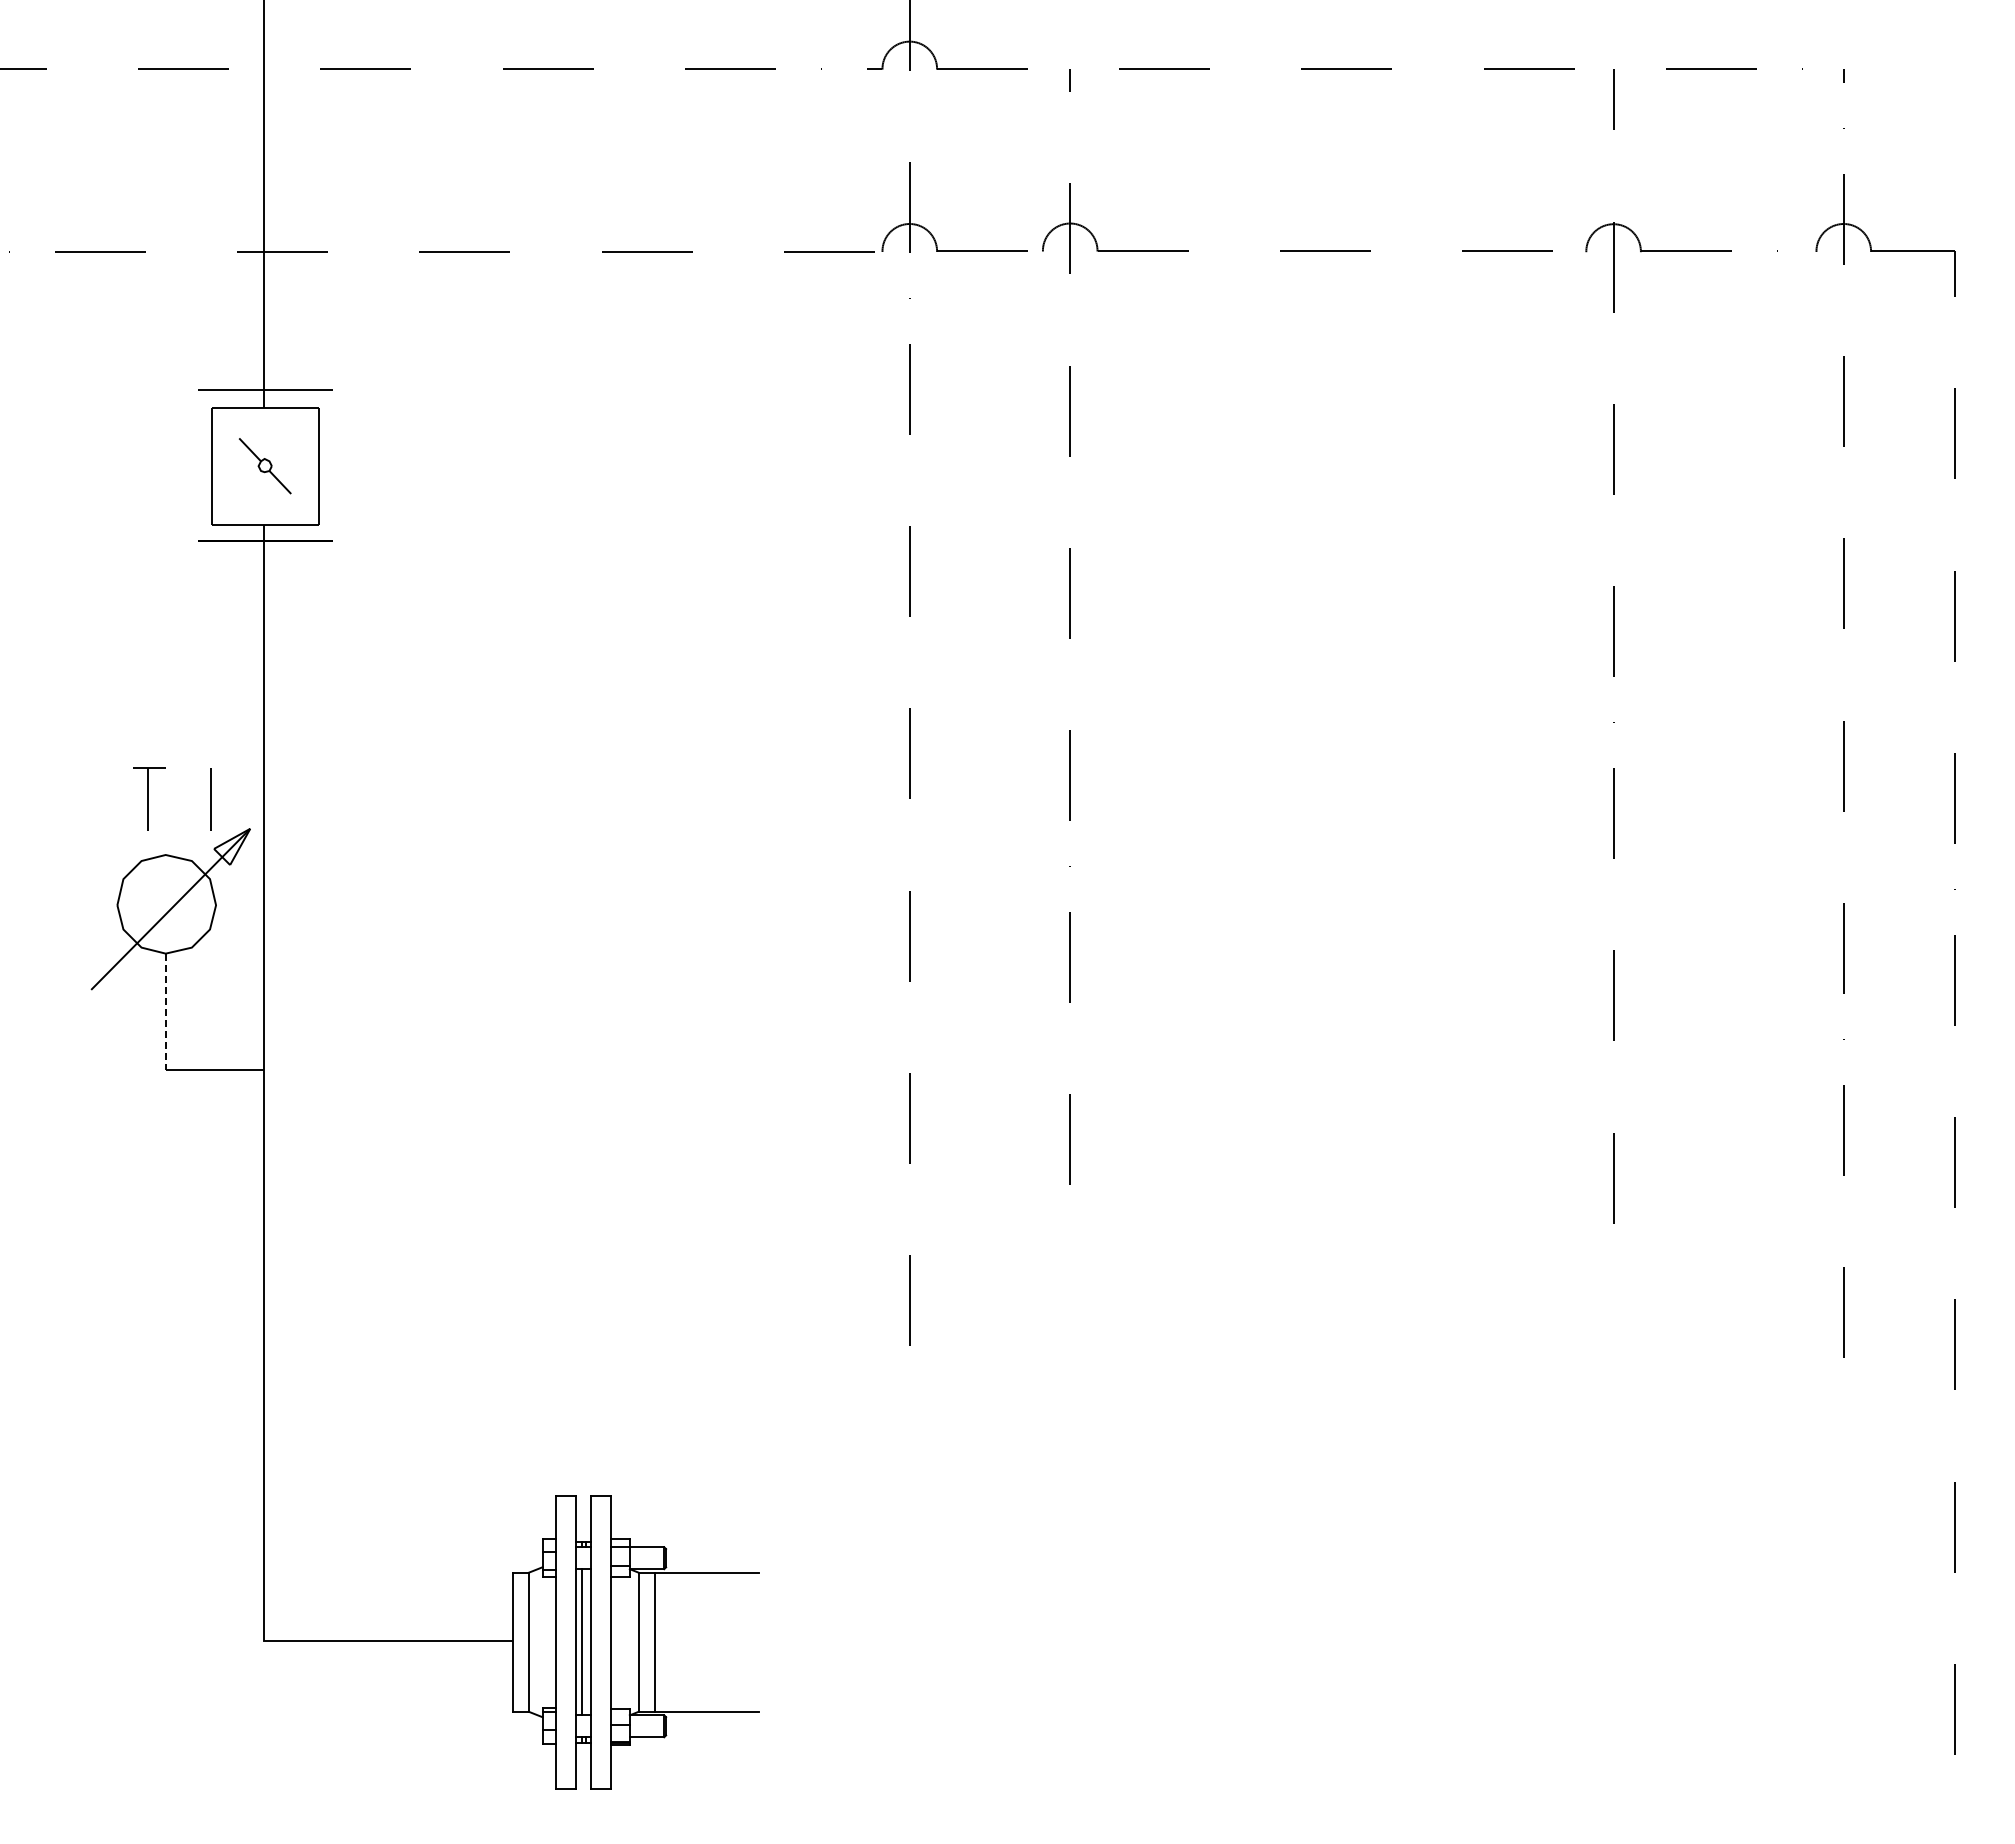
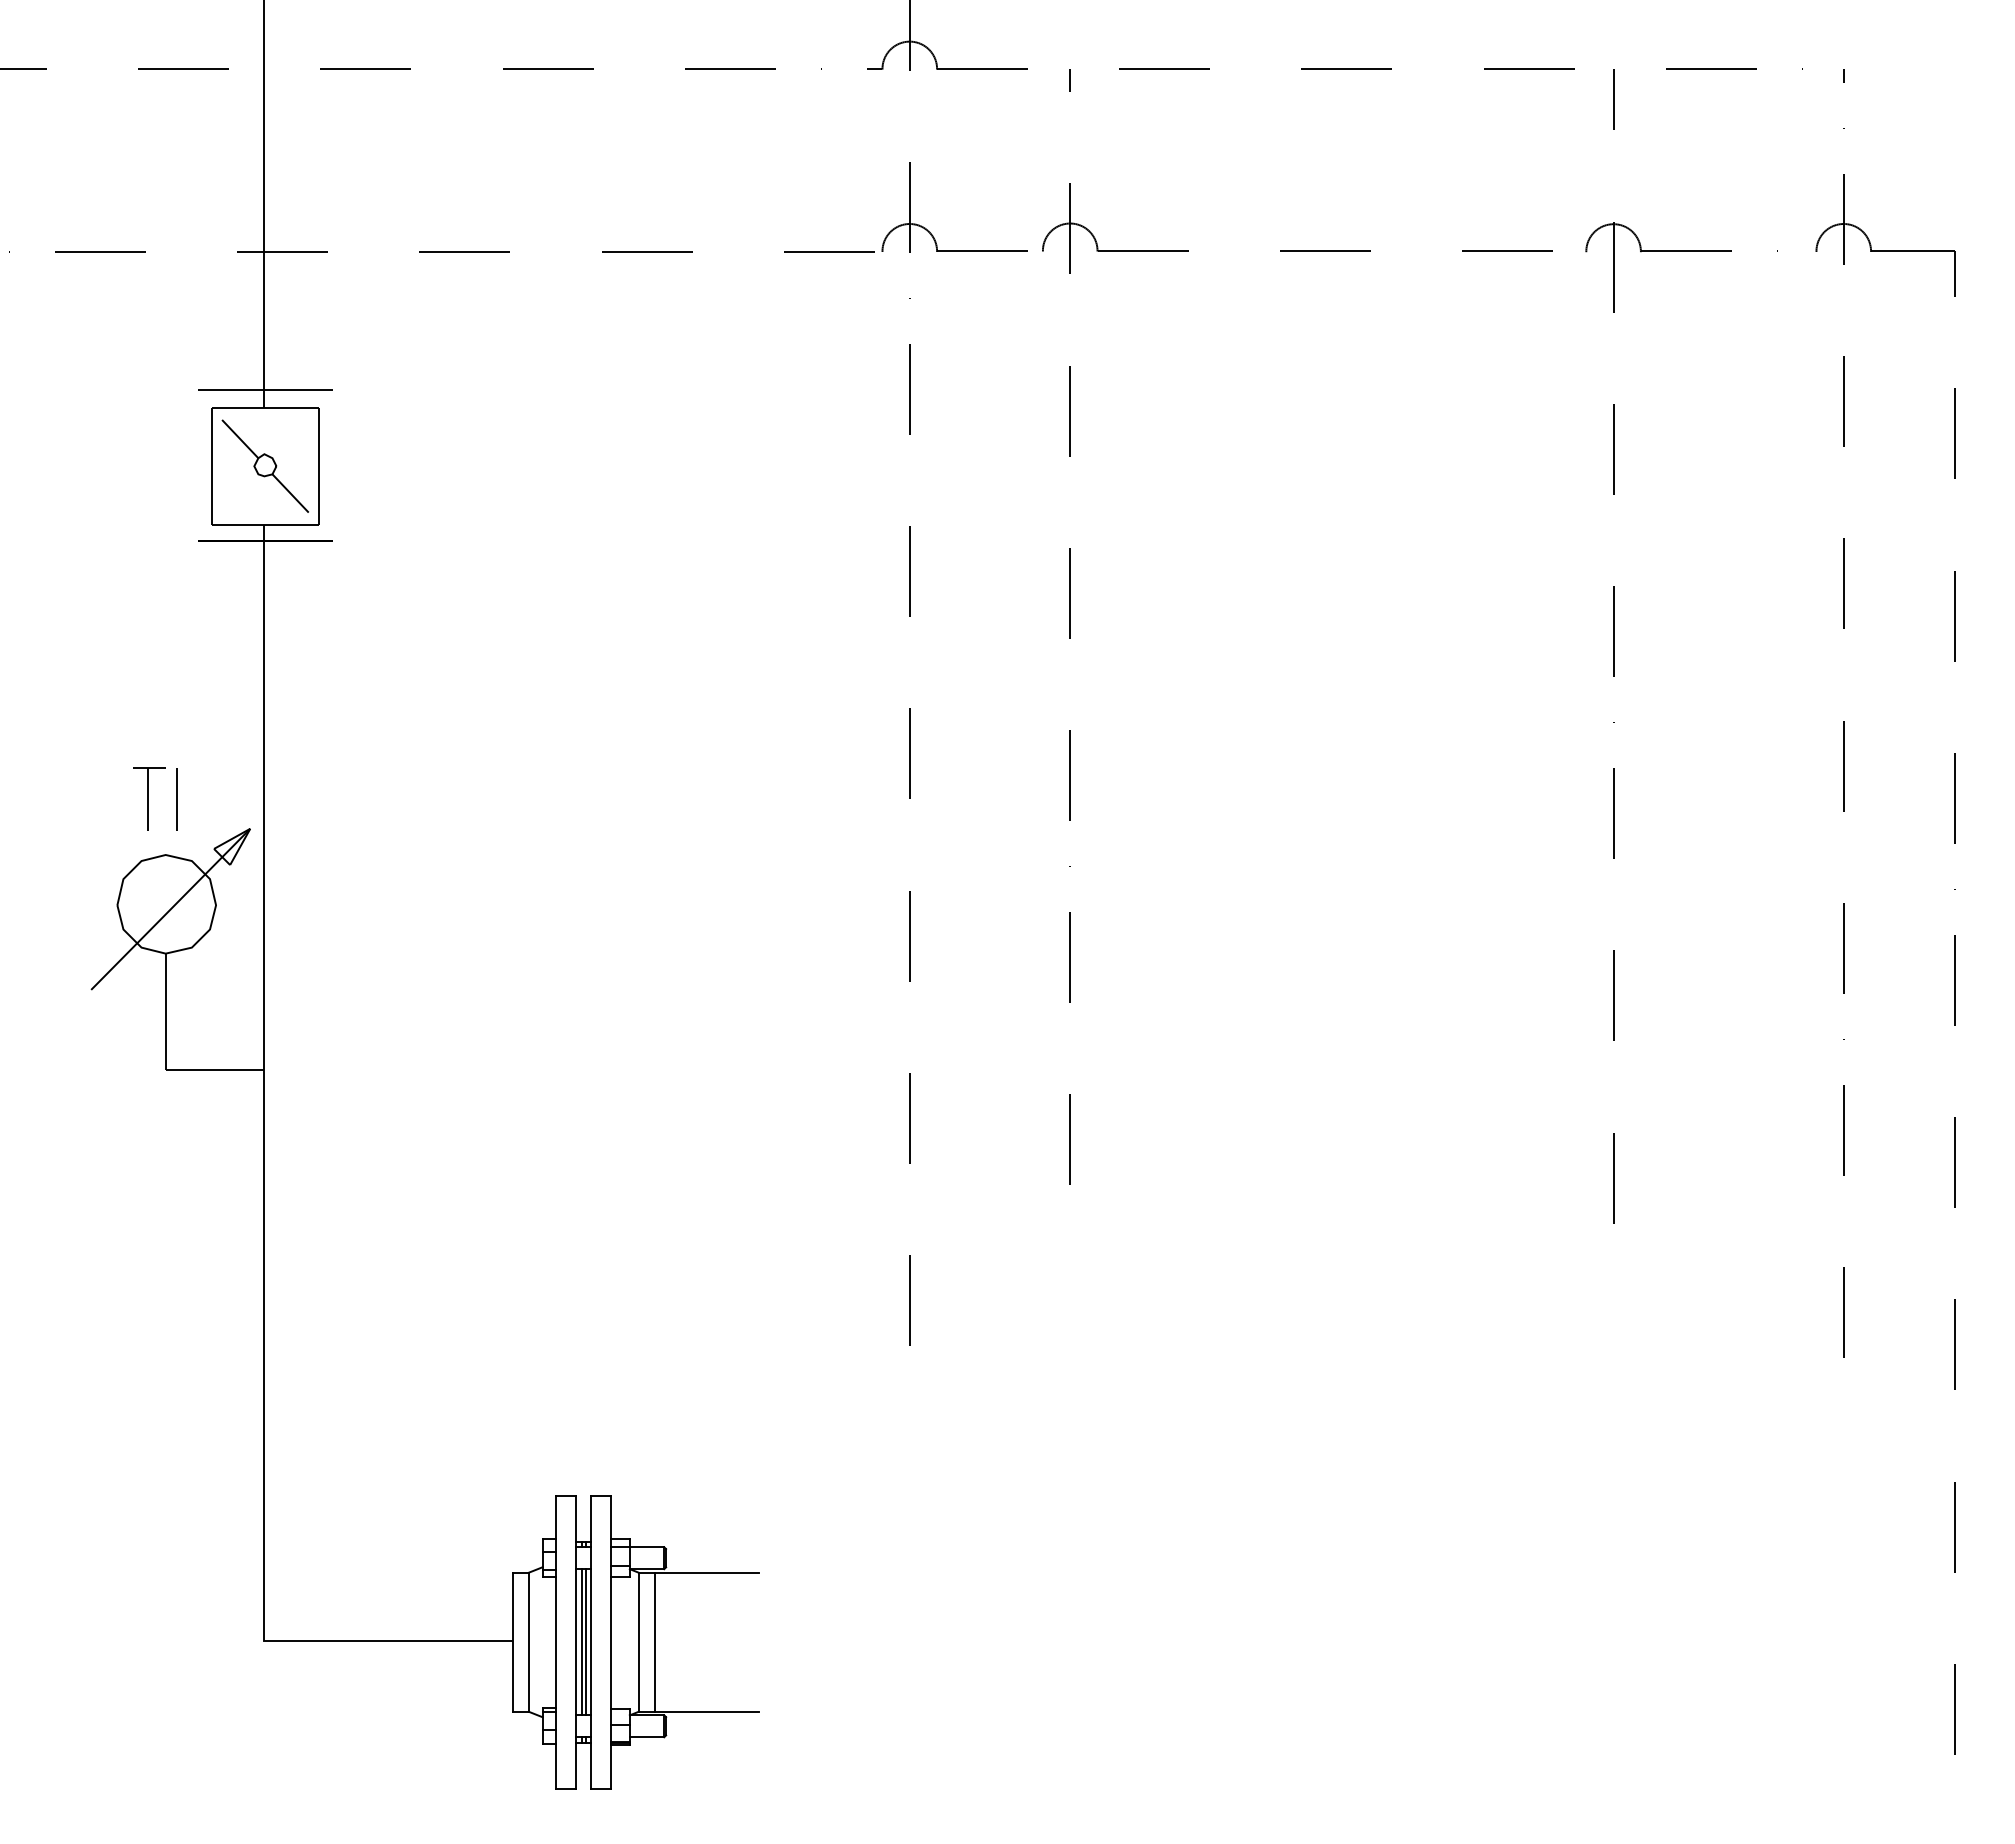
part size: 53x57 px -> 88x94 px (264, 465)
line position: (210, 799) -> (176, 799) (176, 799)
line: dashed -> solid (165, 1012)
line: none -> present (585, 1642)
